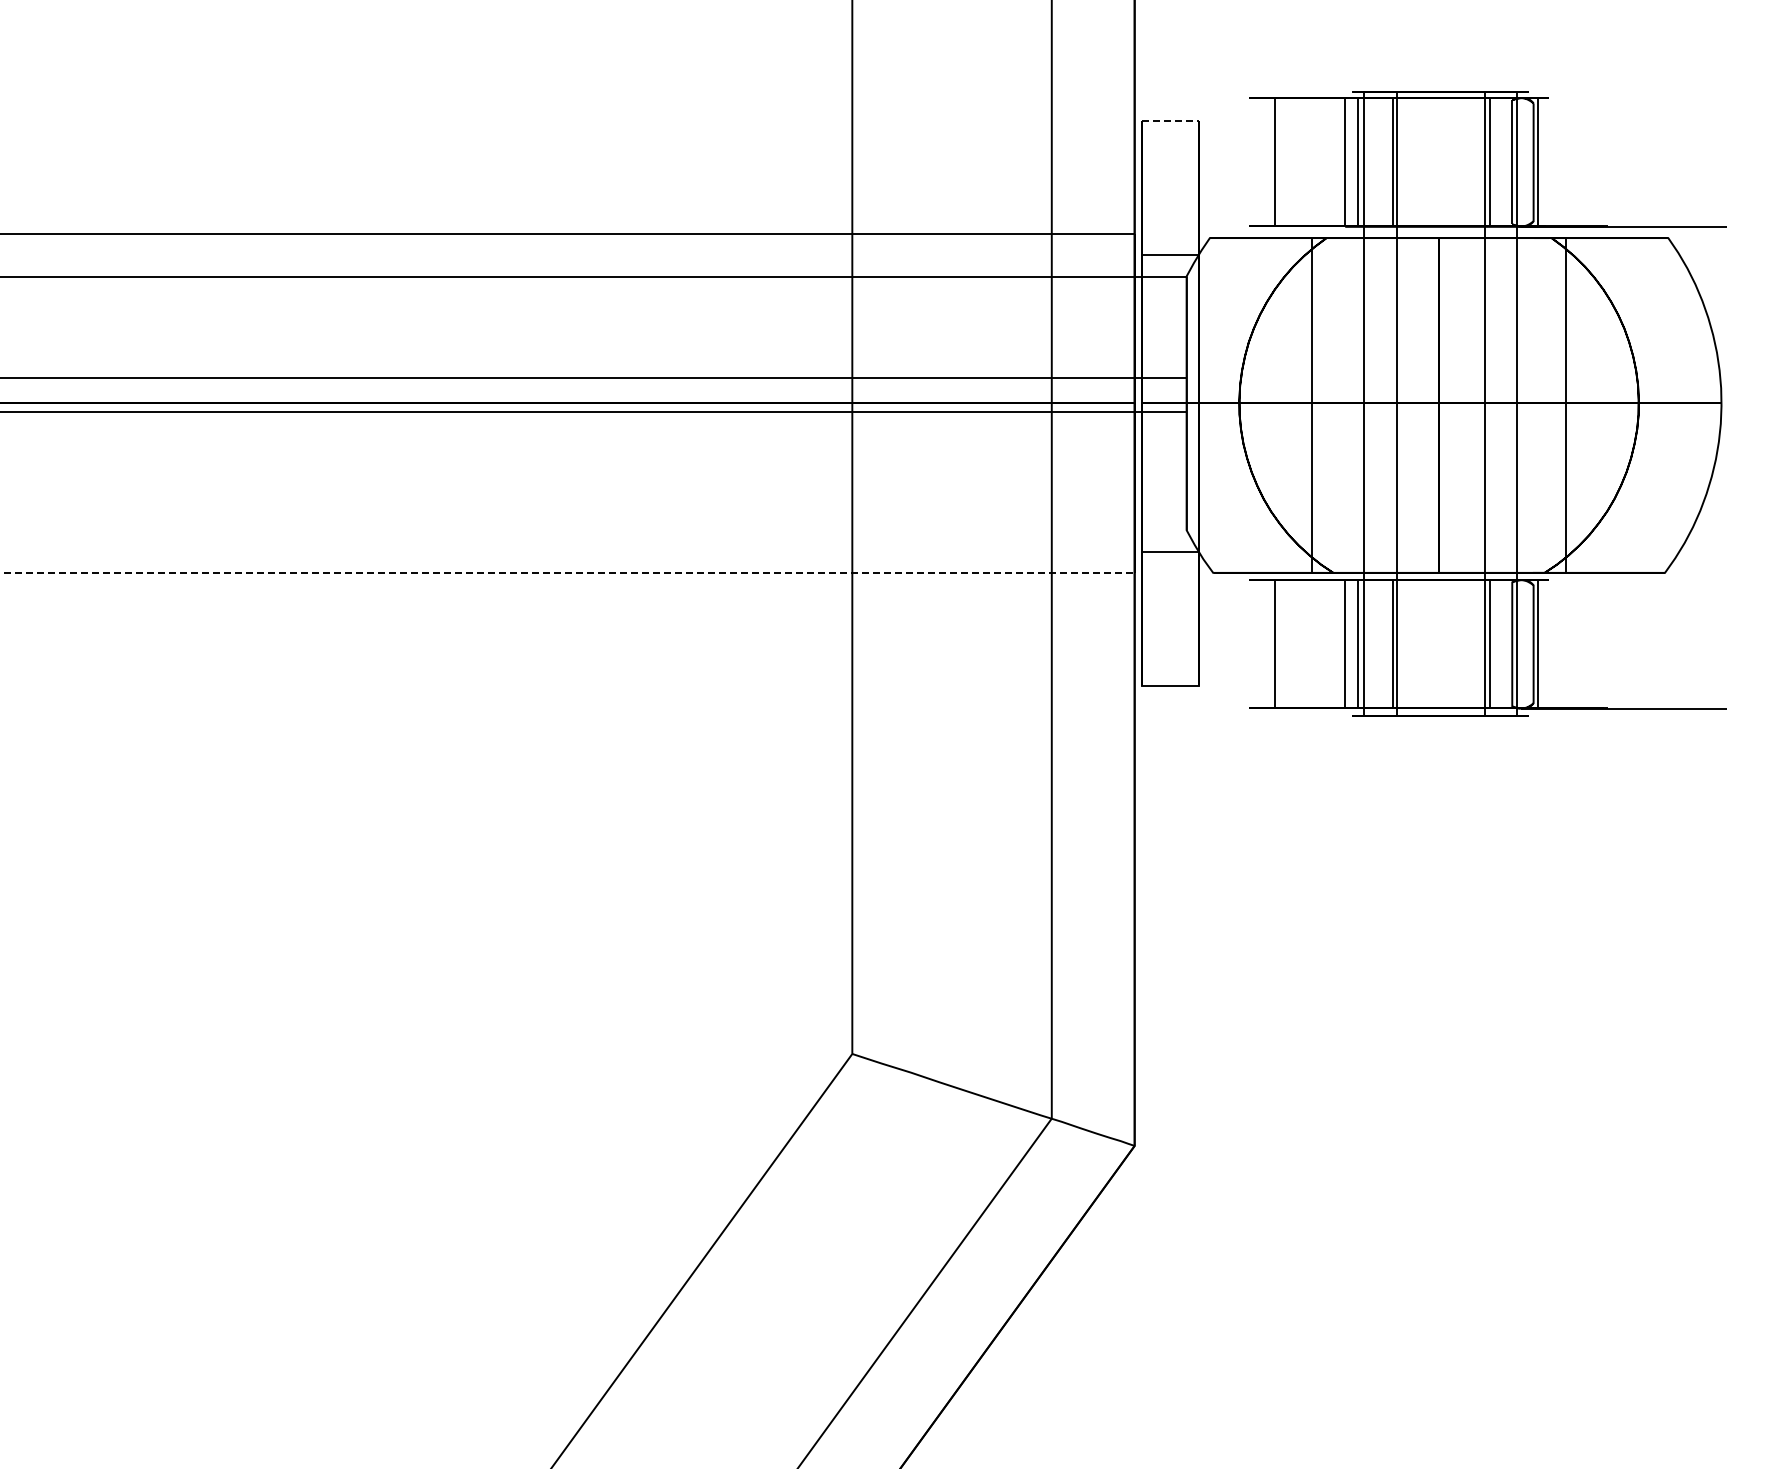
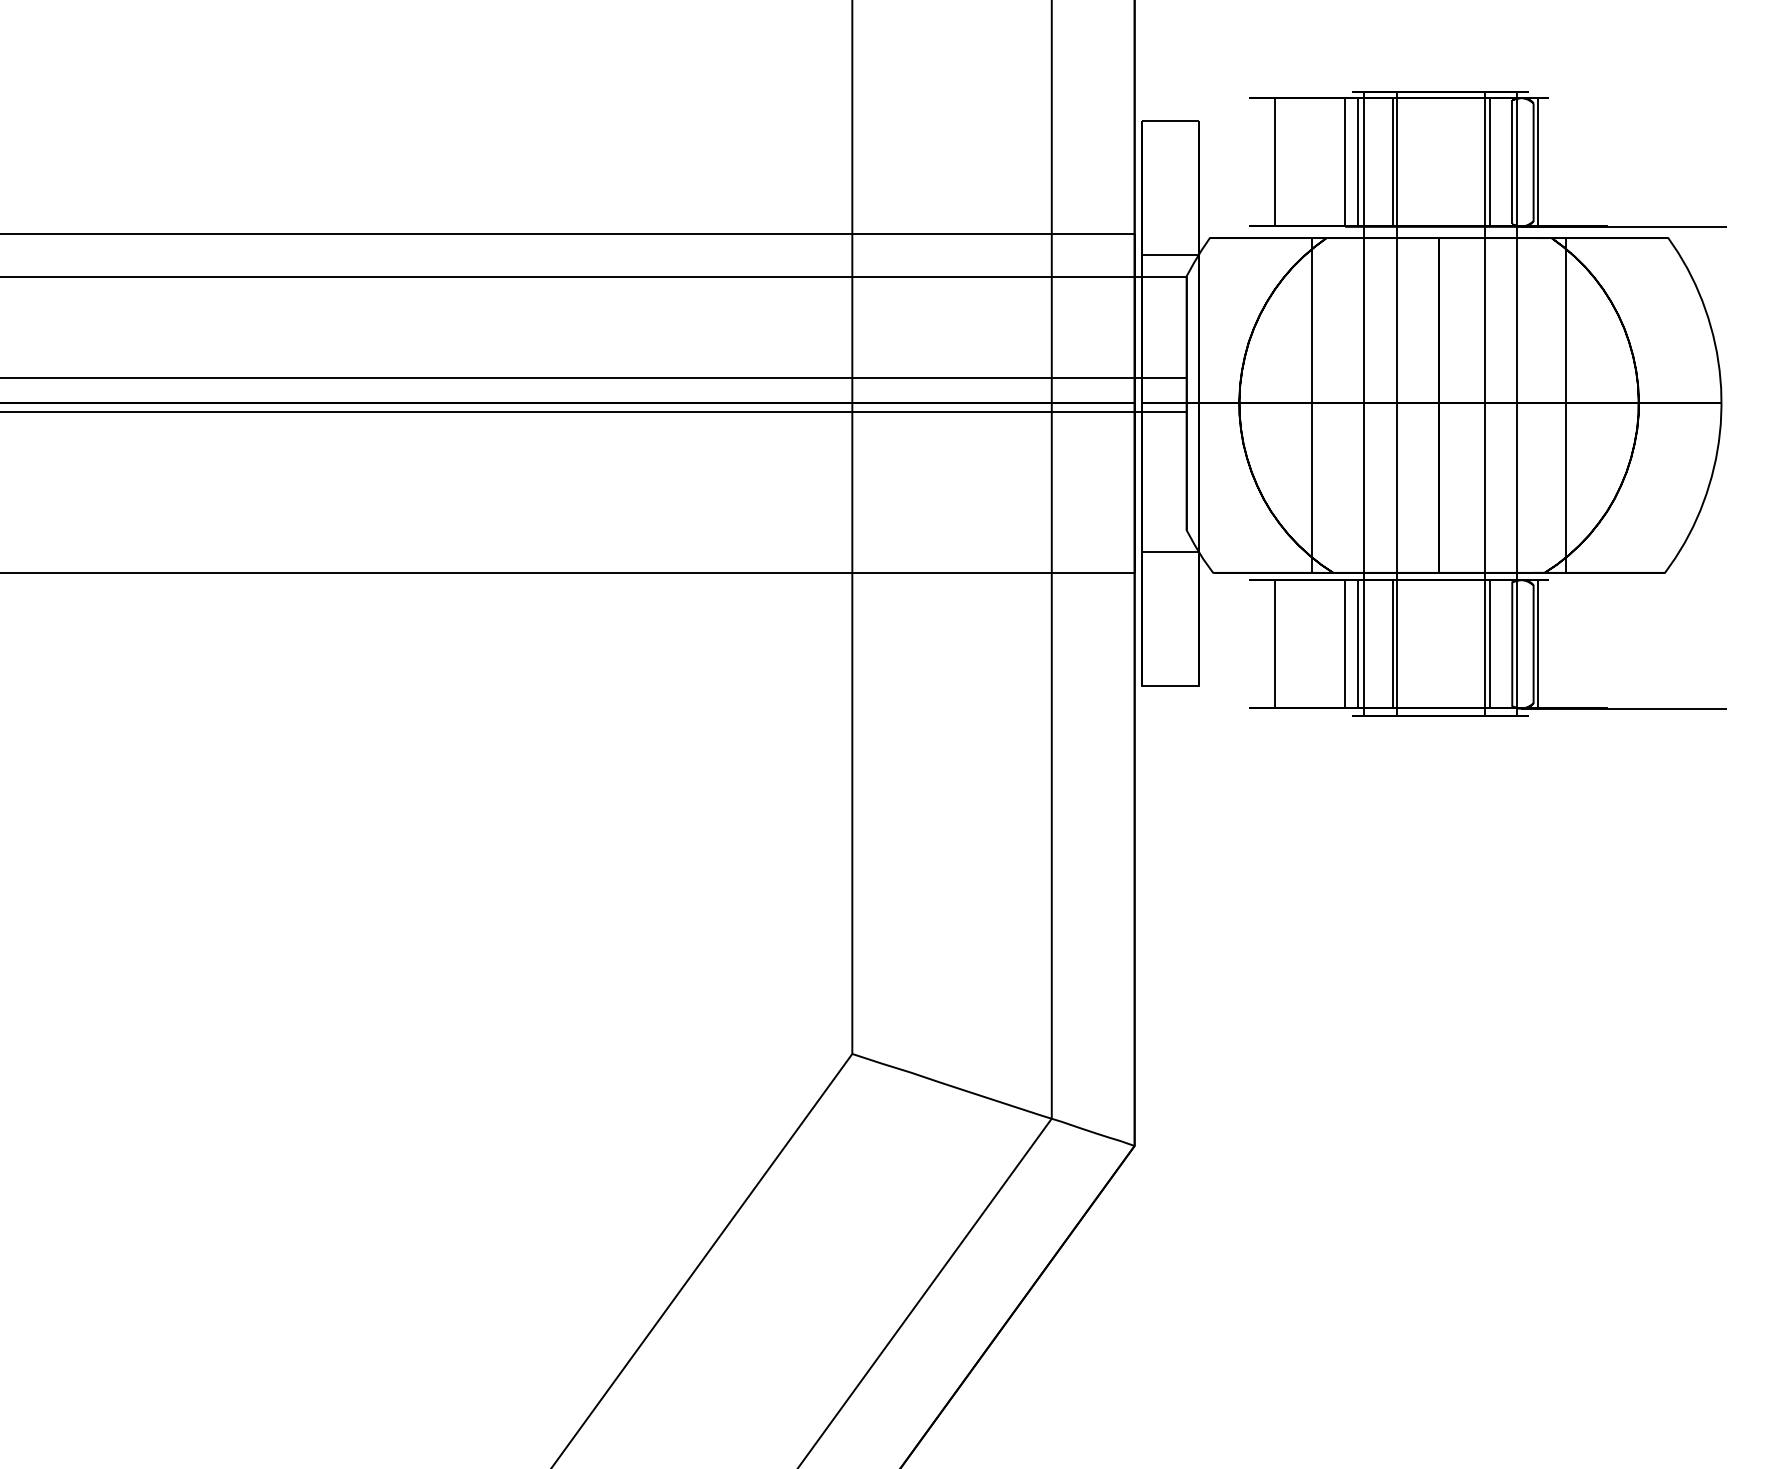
line: dashed -> solid (1170, 120)
line: dashed -> solid (567, 572)
